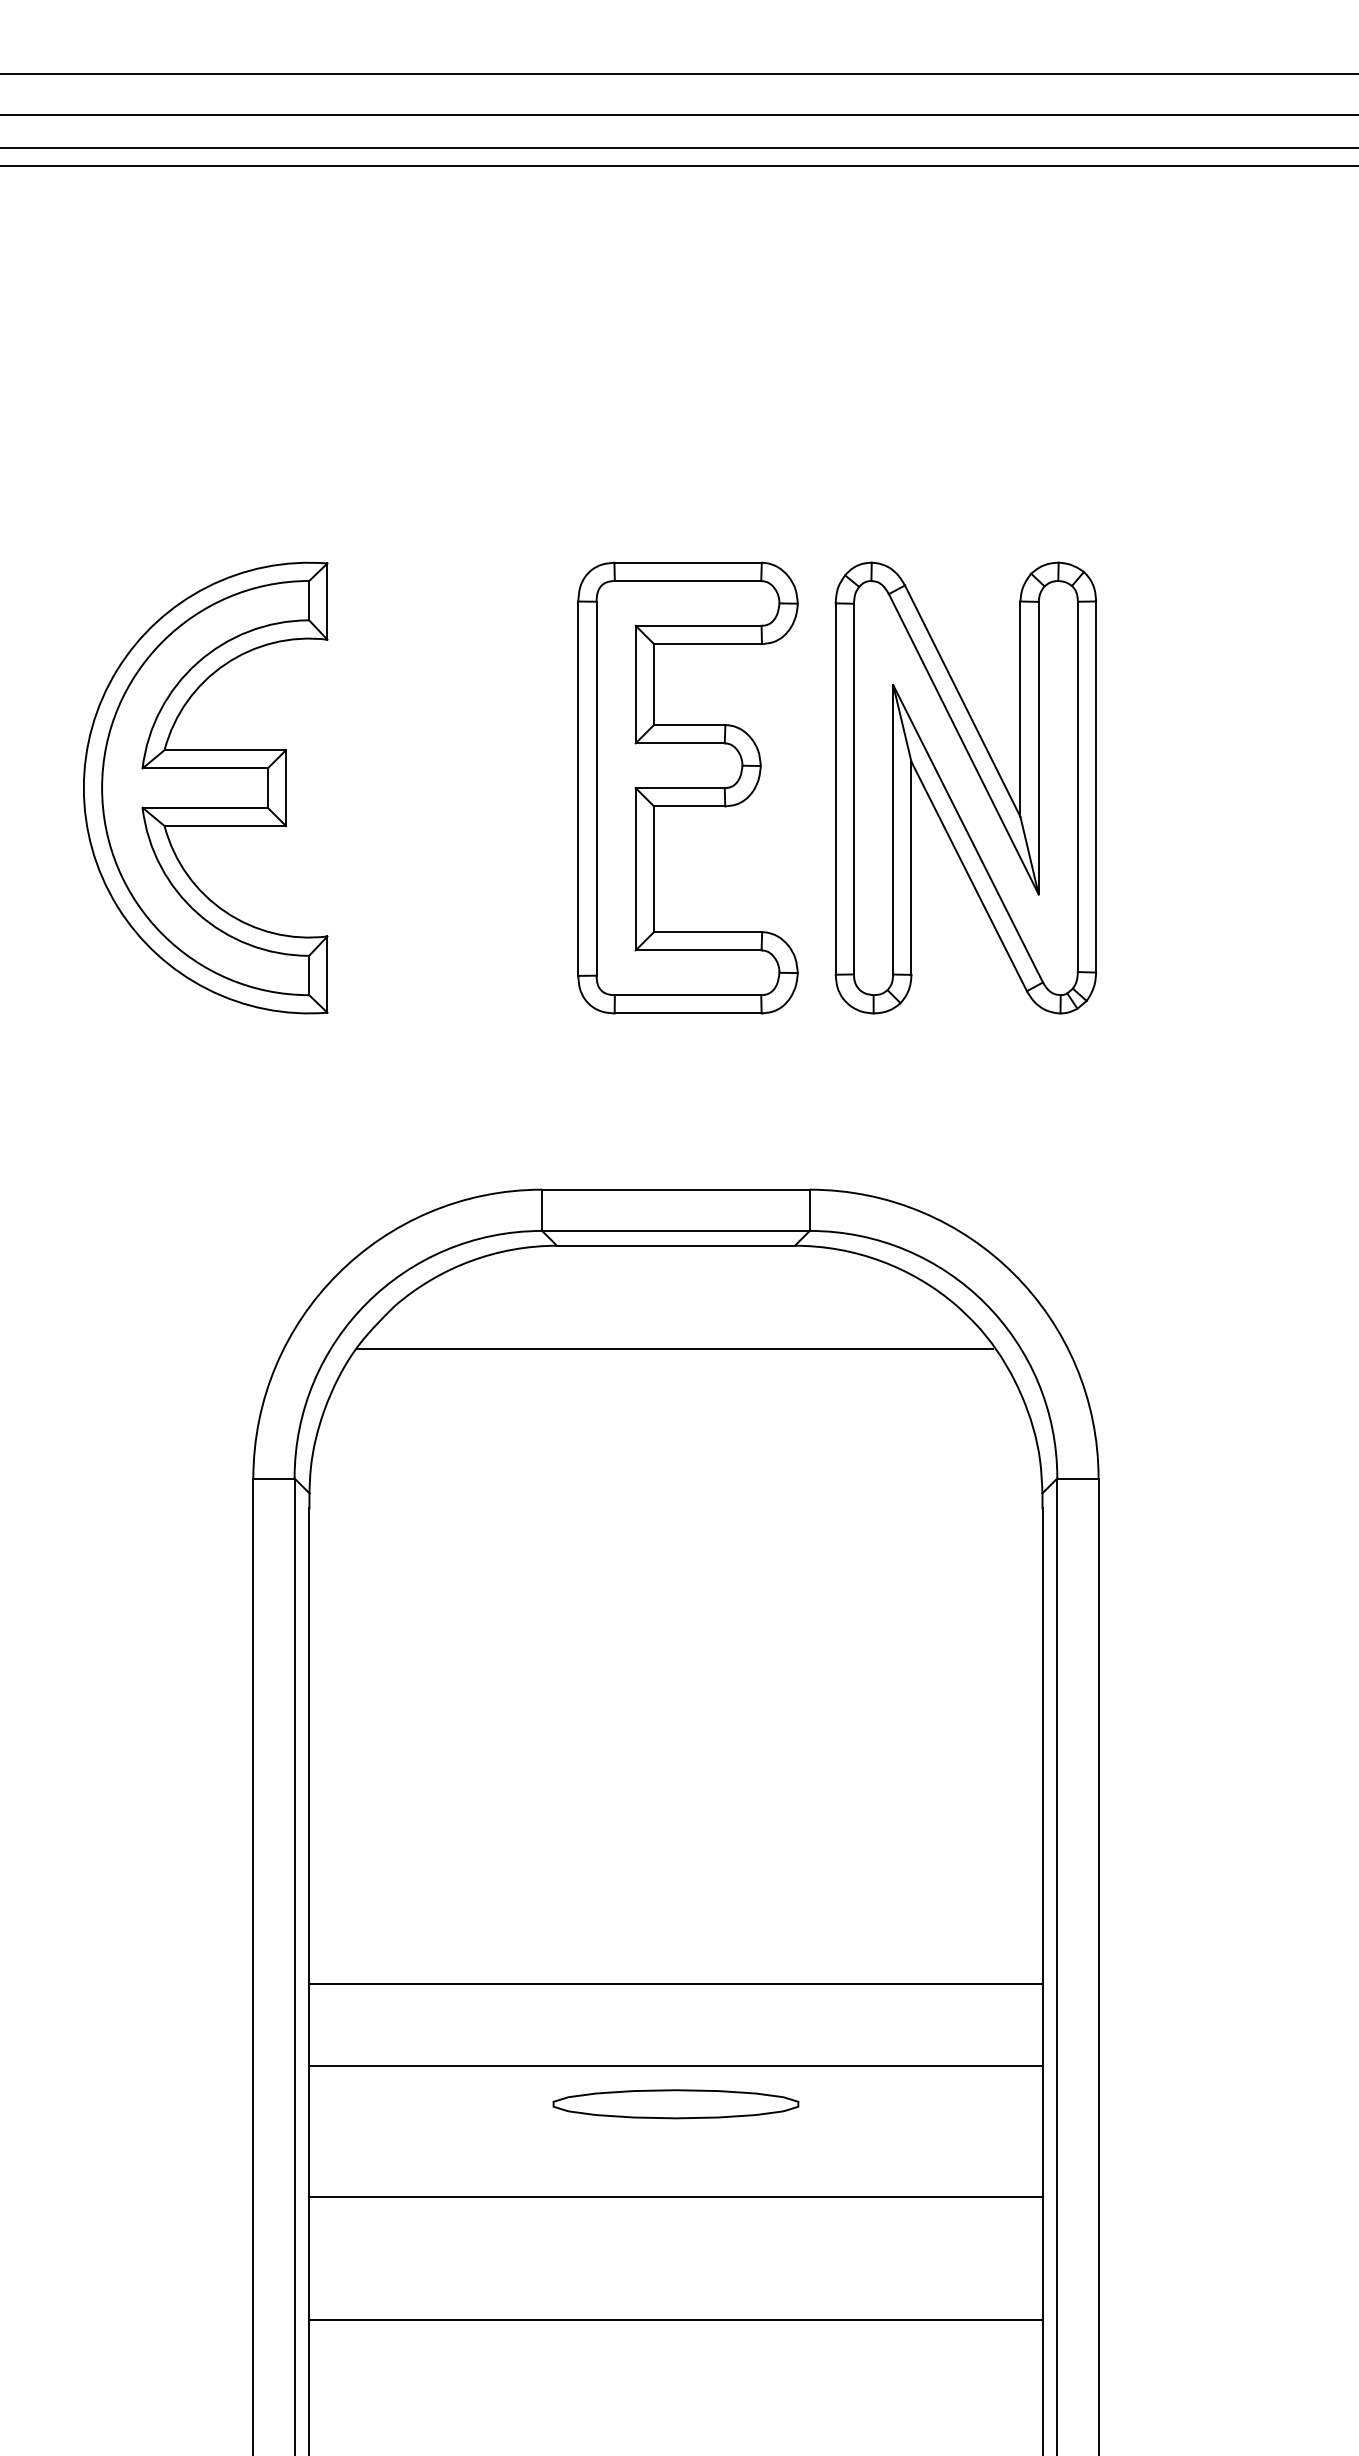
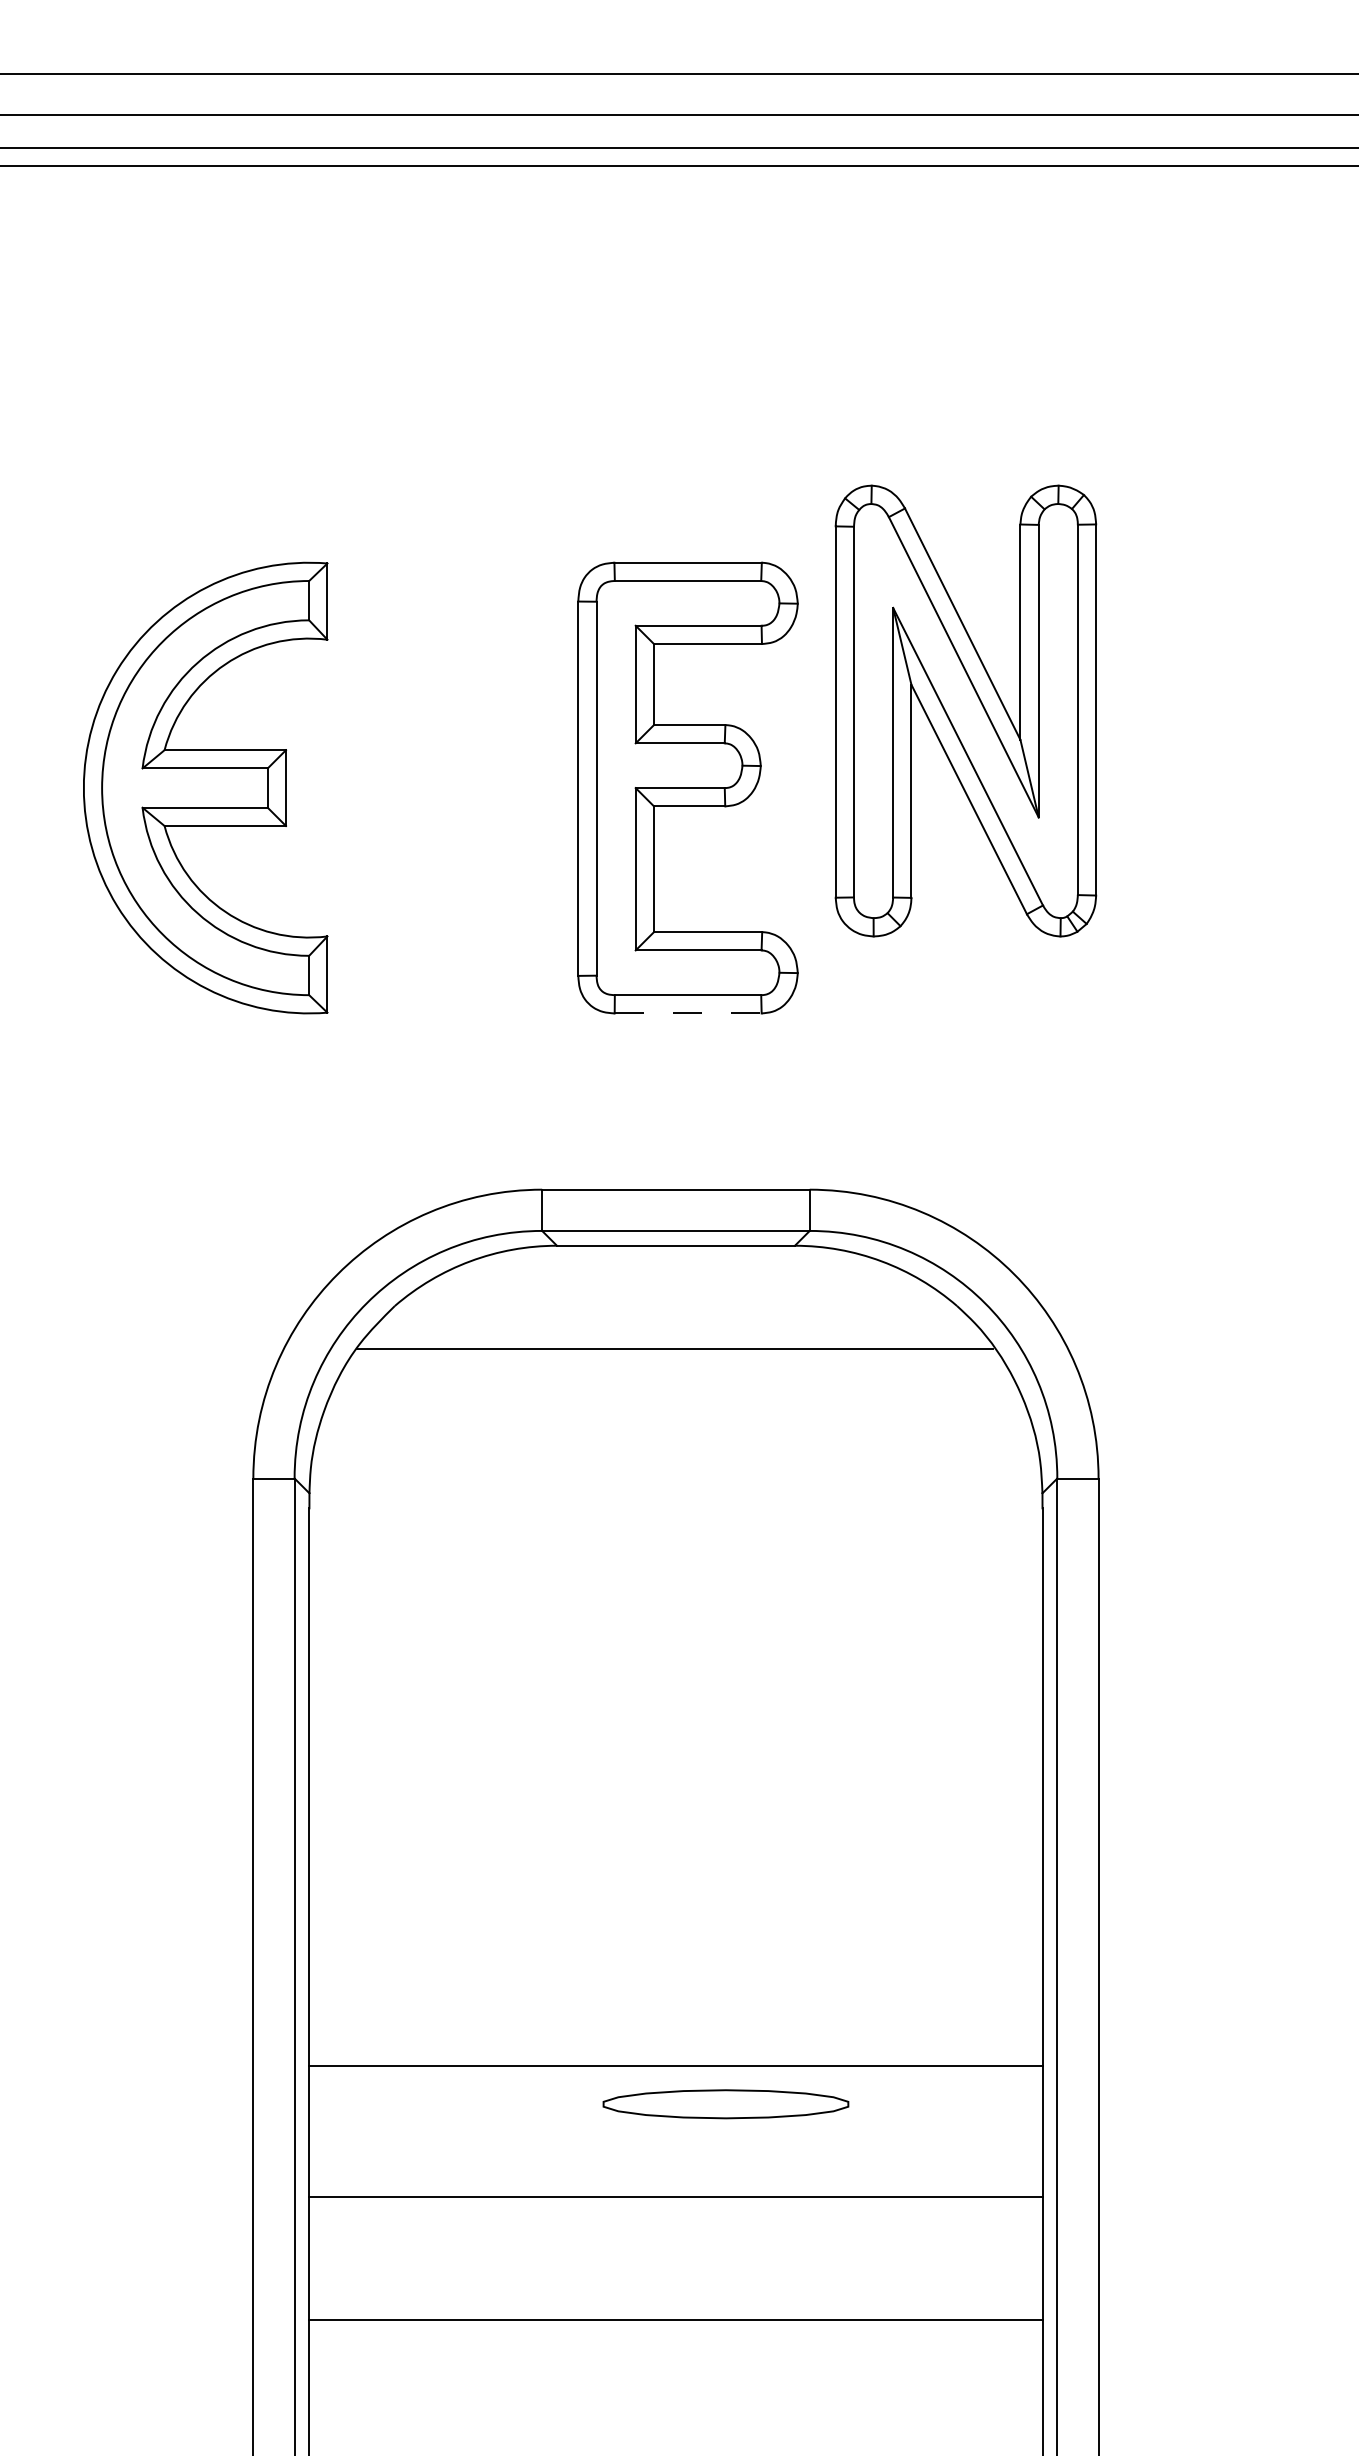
part position: (965, 787) -> (965, 710) (965, 710)
line: solid -> dashed (688, 1013)
line: present -> none (675, 1983)
part position: (675, 2104) -> (725, 2104) (725, 2104)
